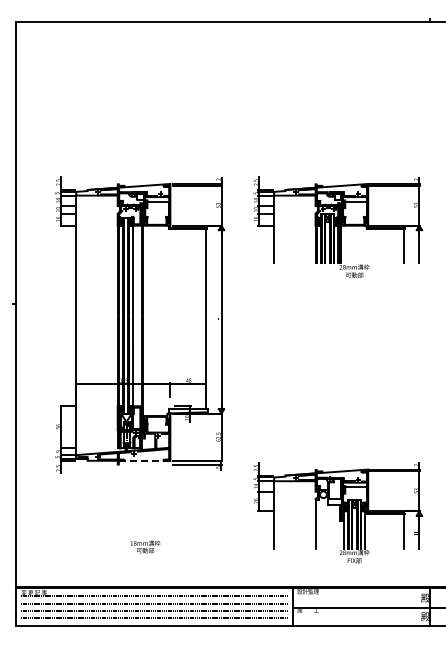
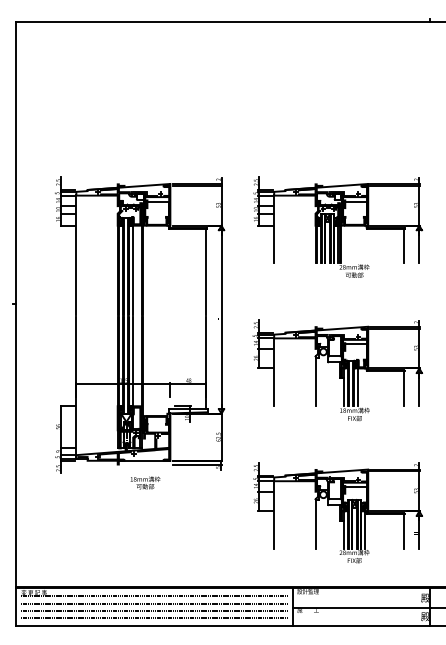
part: none -> present (337, 370)
line: dashed -> solid (144, 460)
text position: (145, 546) -> (145, 482) (145, 482)
